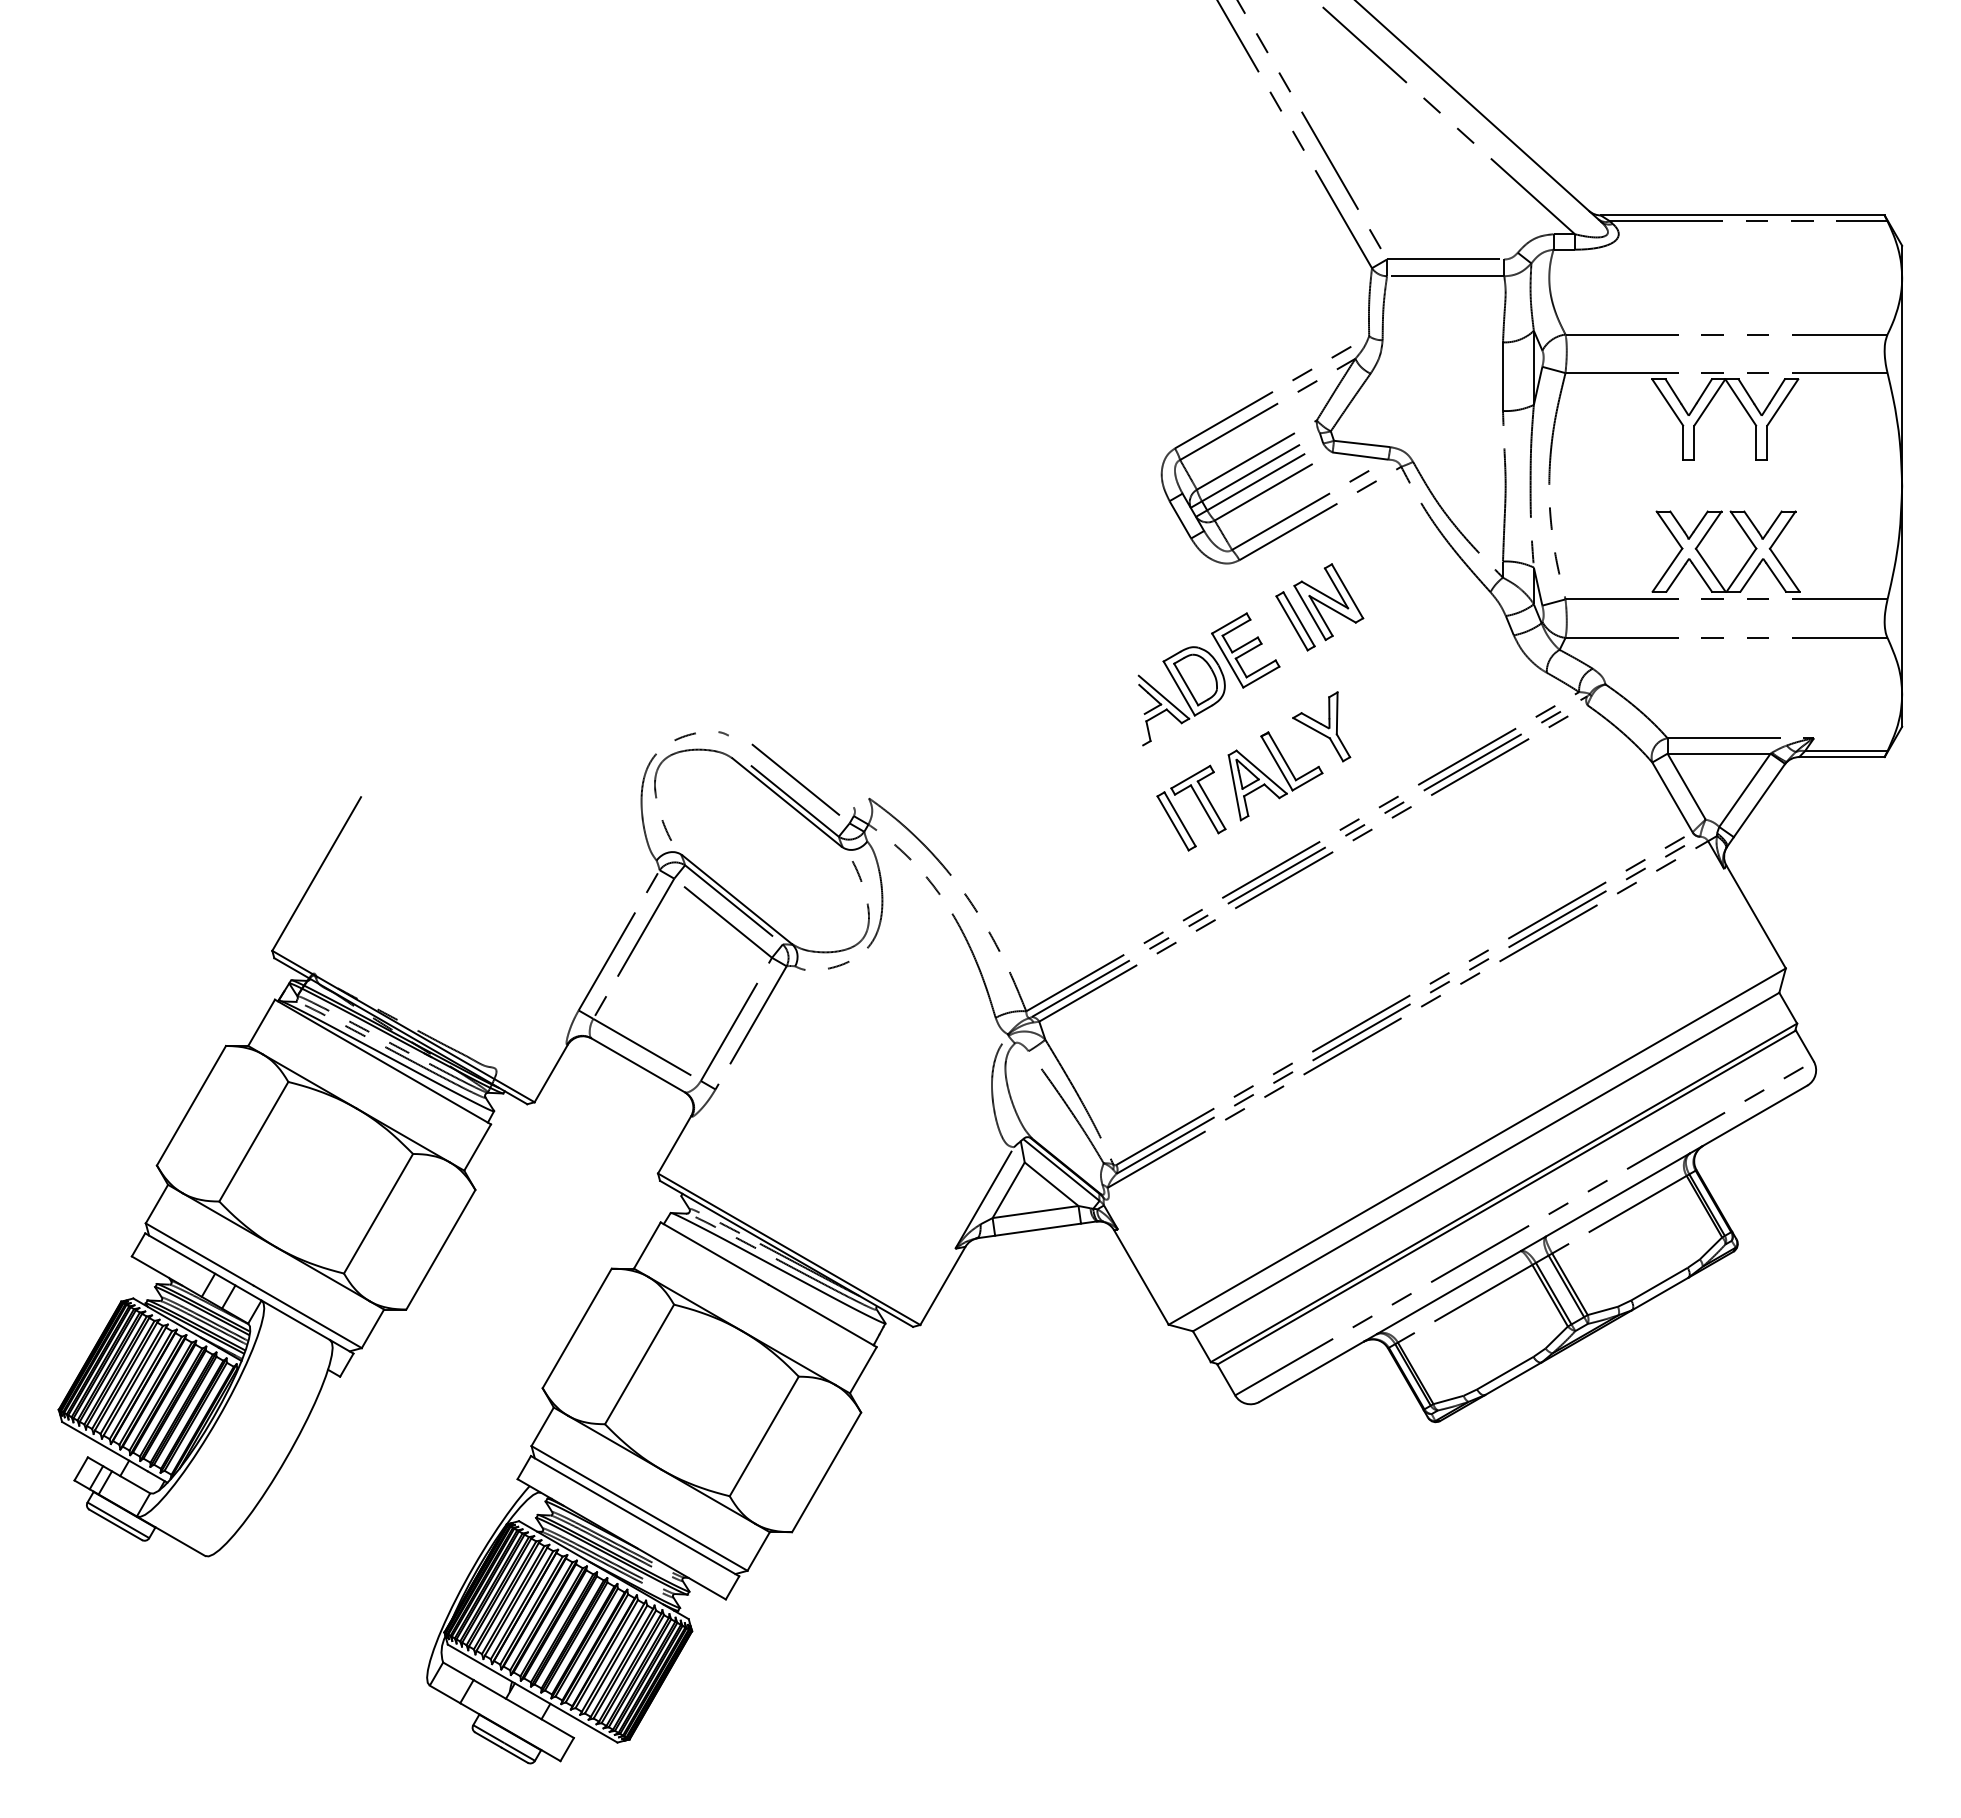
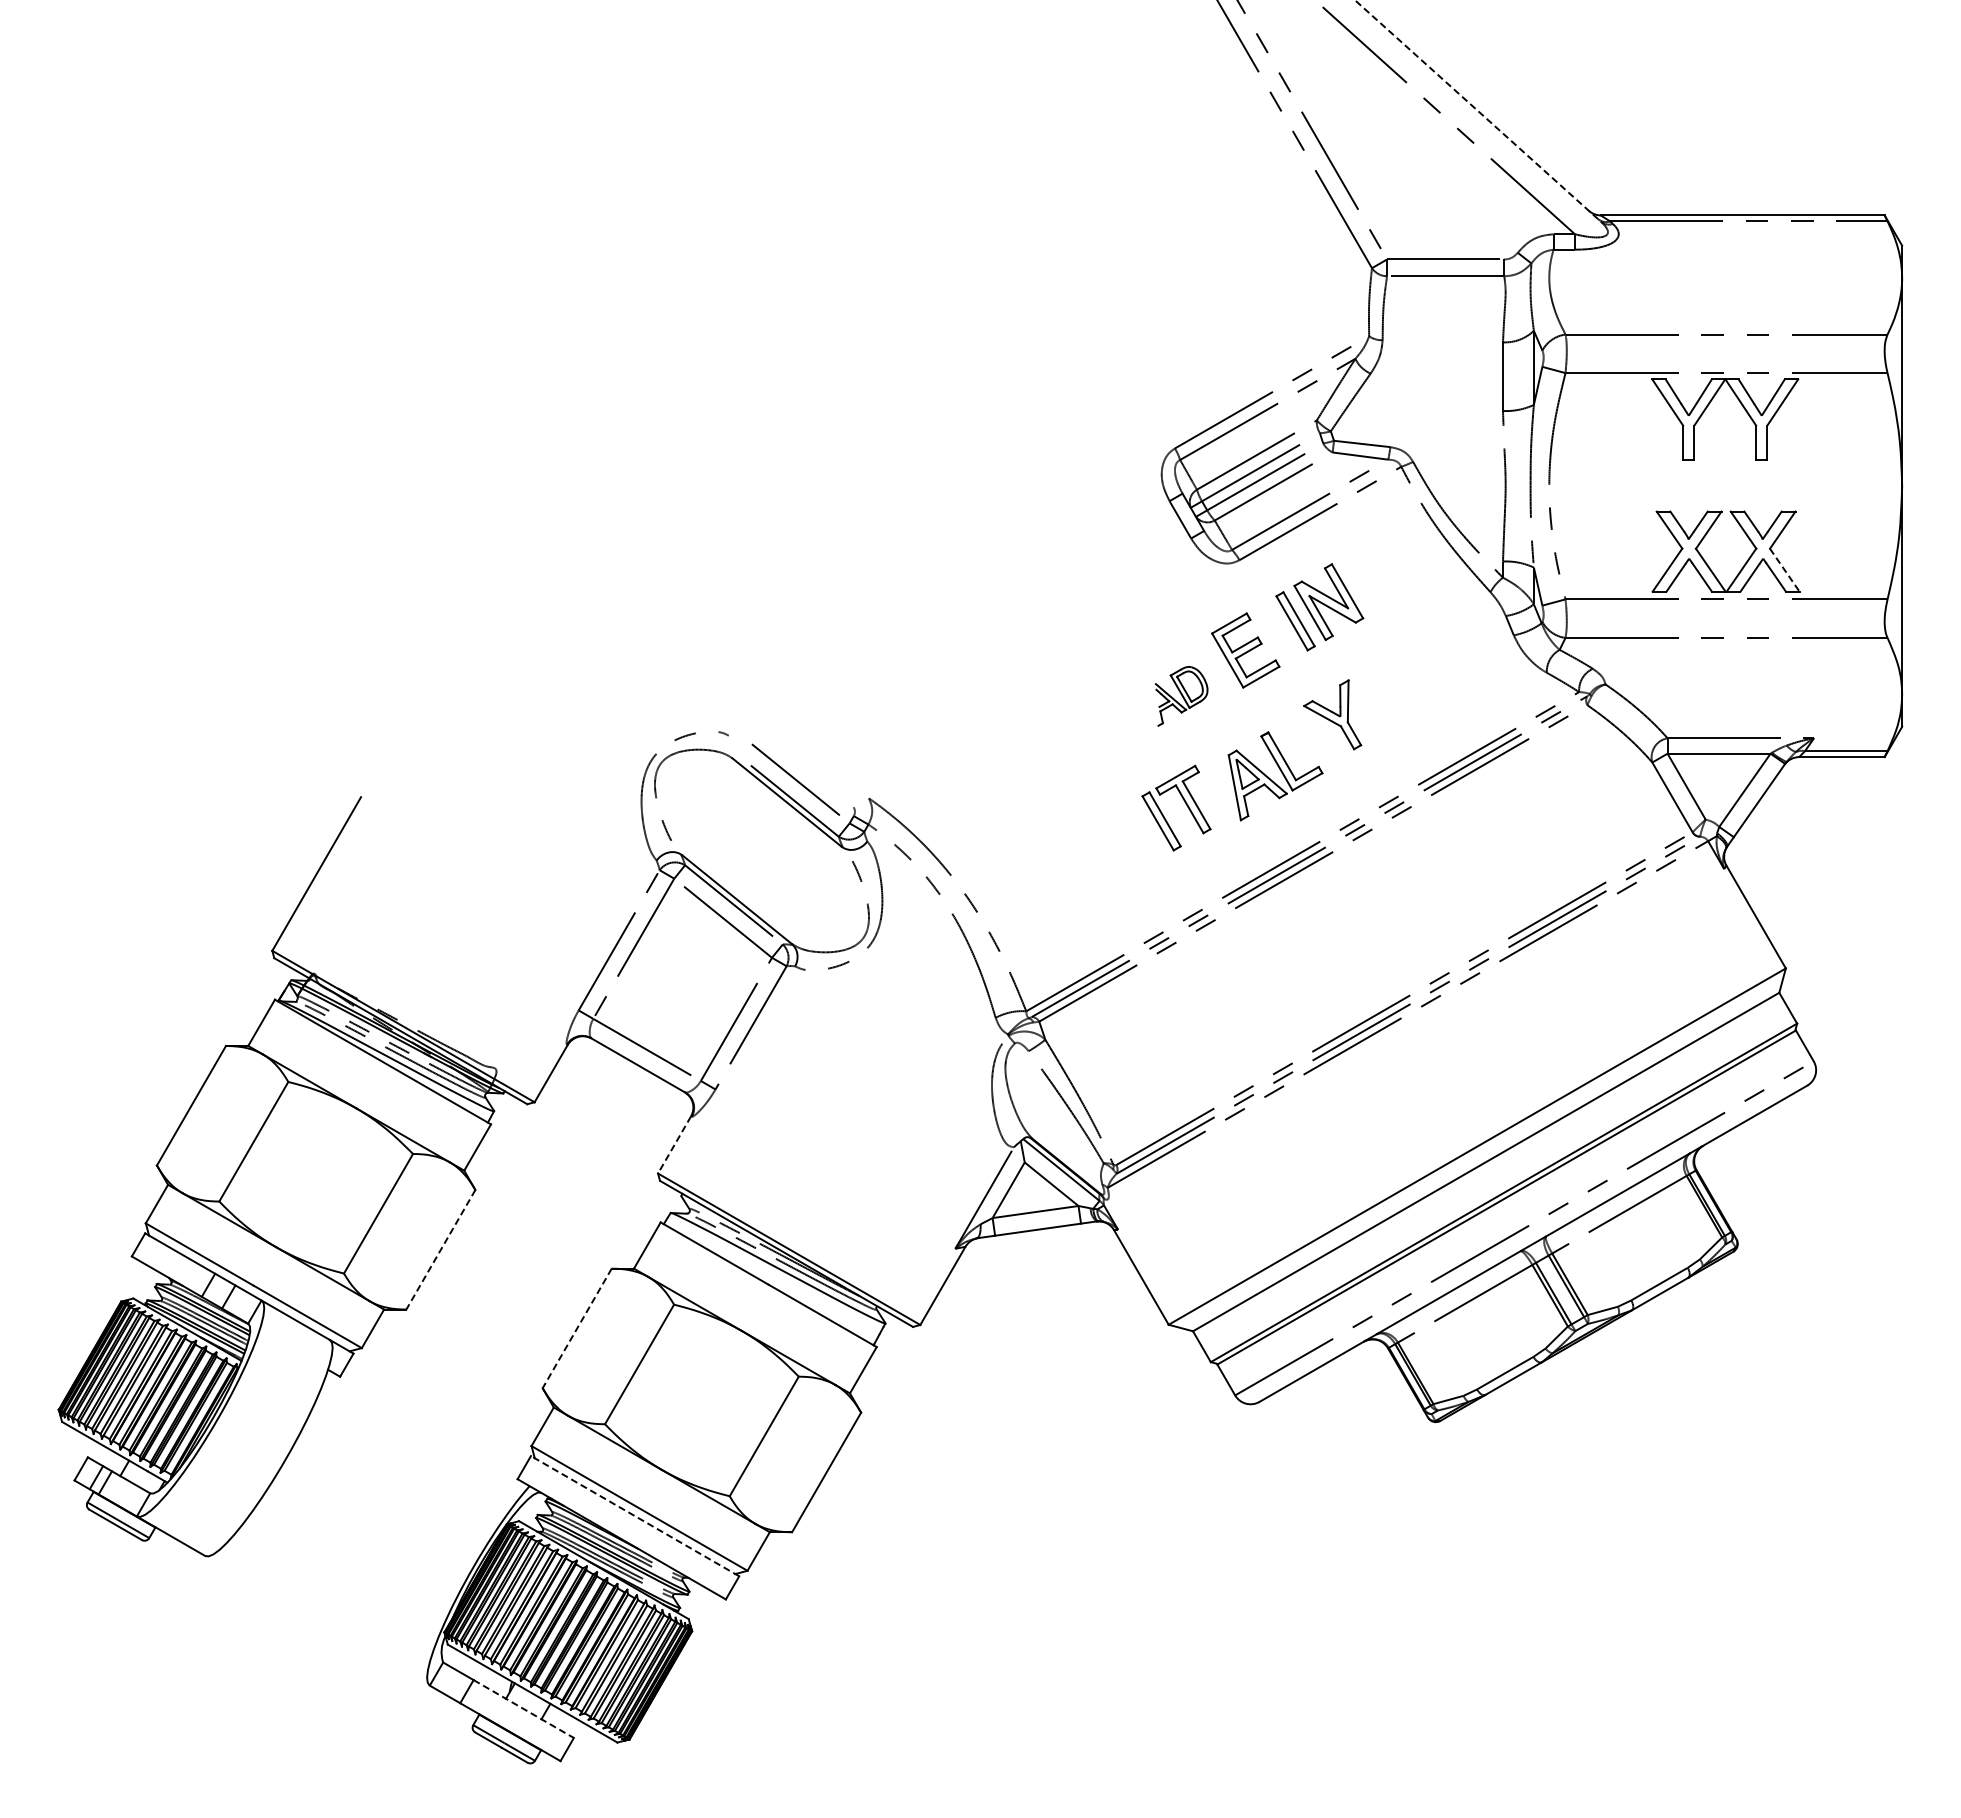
line: solid -> dashed (1478, 111)
line: solid -> dashed (1785, 570)
part size: 89x101 px -> 55x61 px (1181, 696)
part position: (1321, 726) -> (1332, 714) (1332, 714)
part position: (1199, 802) -> (1184, 802) (1184, 802)
line: solid -> dashed (674, 1144)
line: solid -> dashed (440, 1250)
line: solid -> dashed (576, 1328)
line: solid -> dashed (634, 1515)
line: solid -> dashed (523, 1709)
